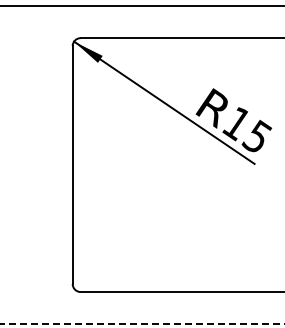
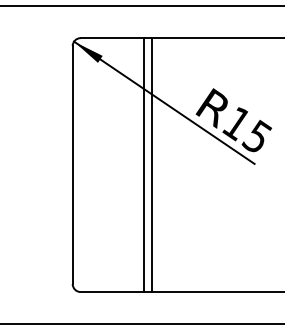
line: none -> present (143, 165)
line: none -> present (152, 165)
line: dashed -> solid (142, 323)
